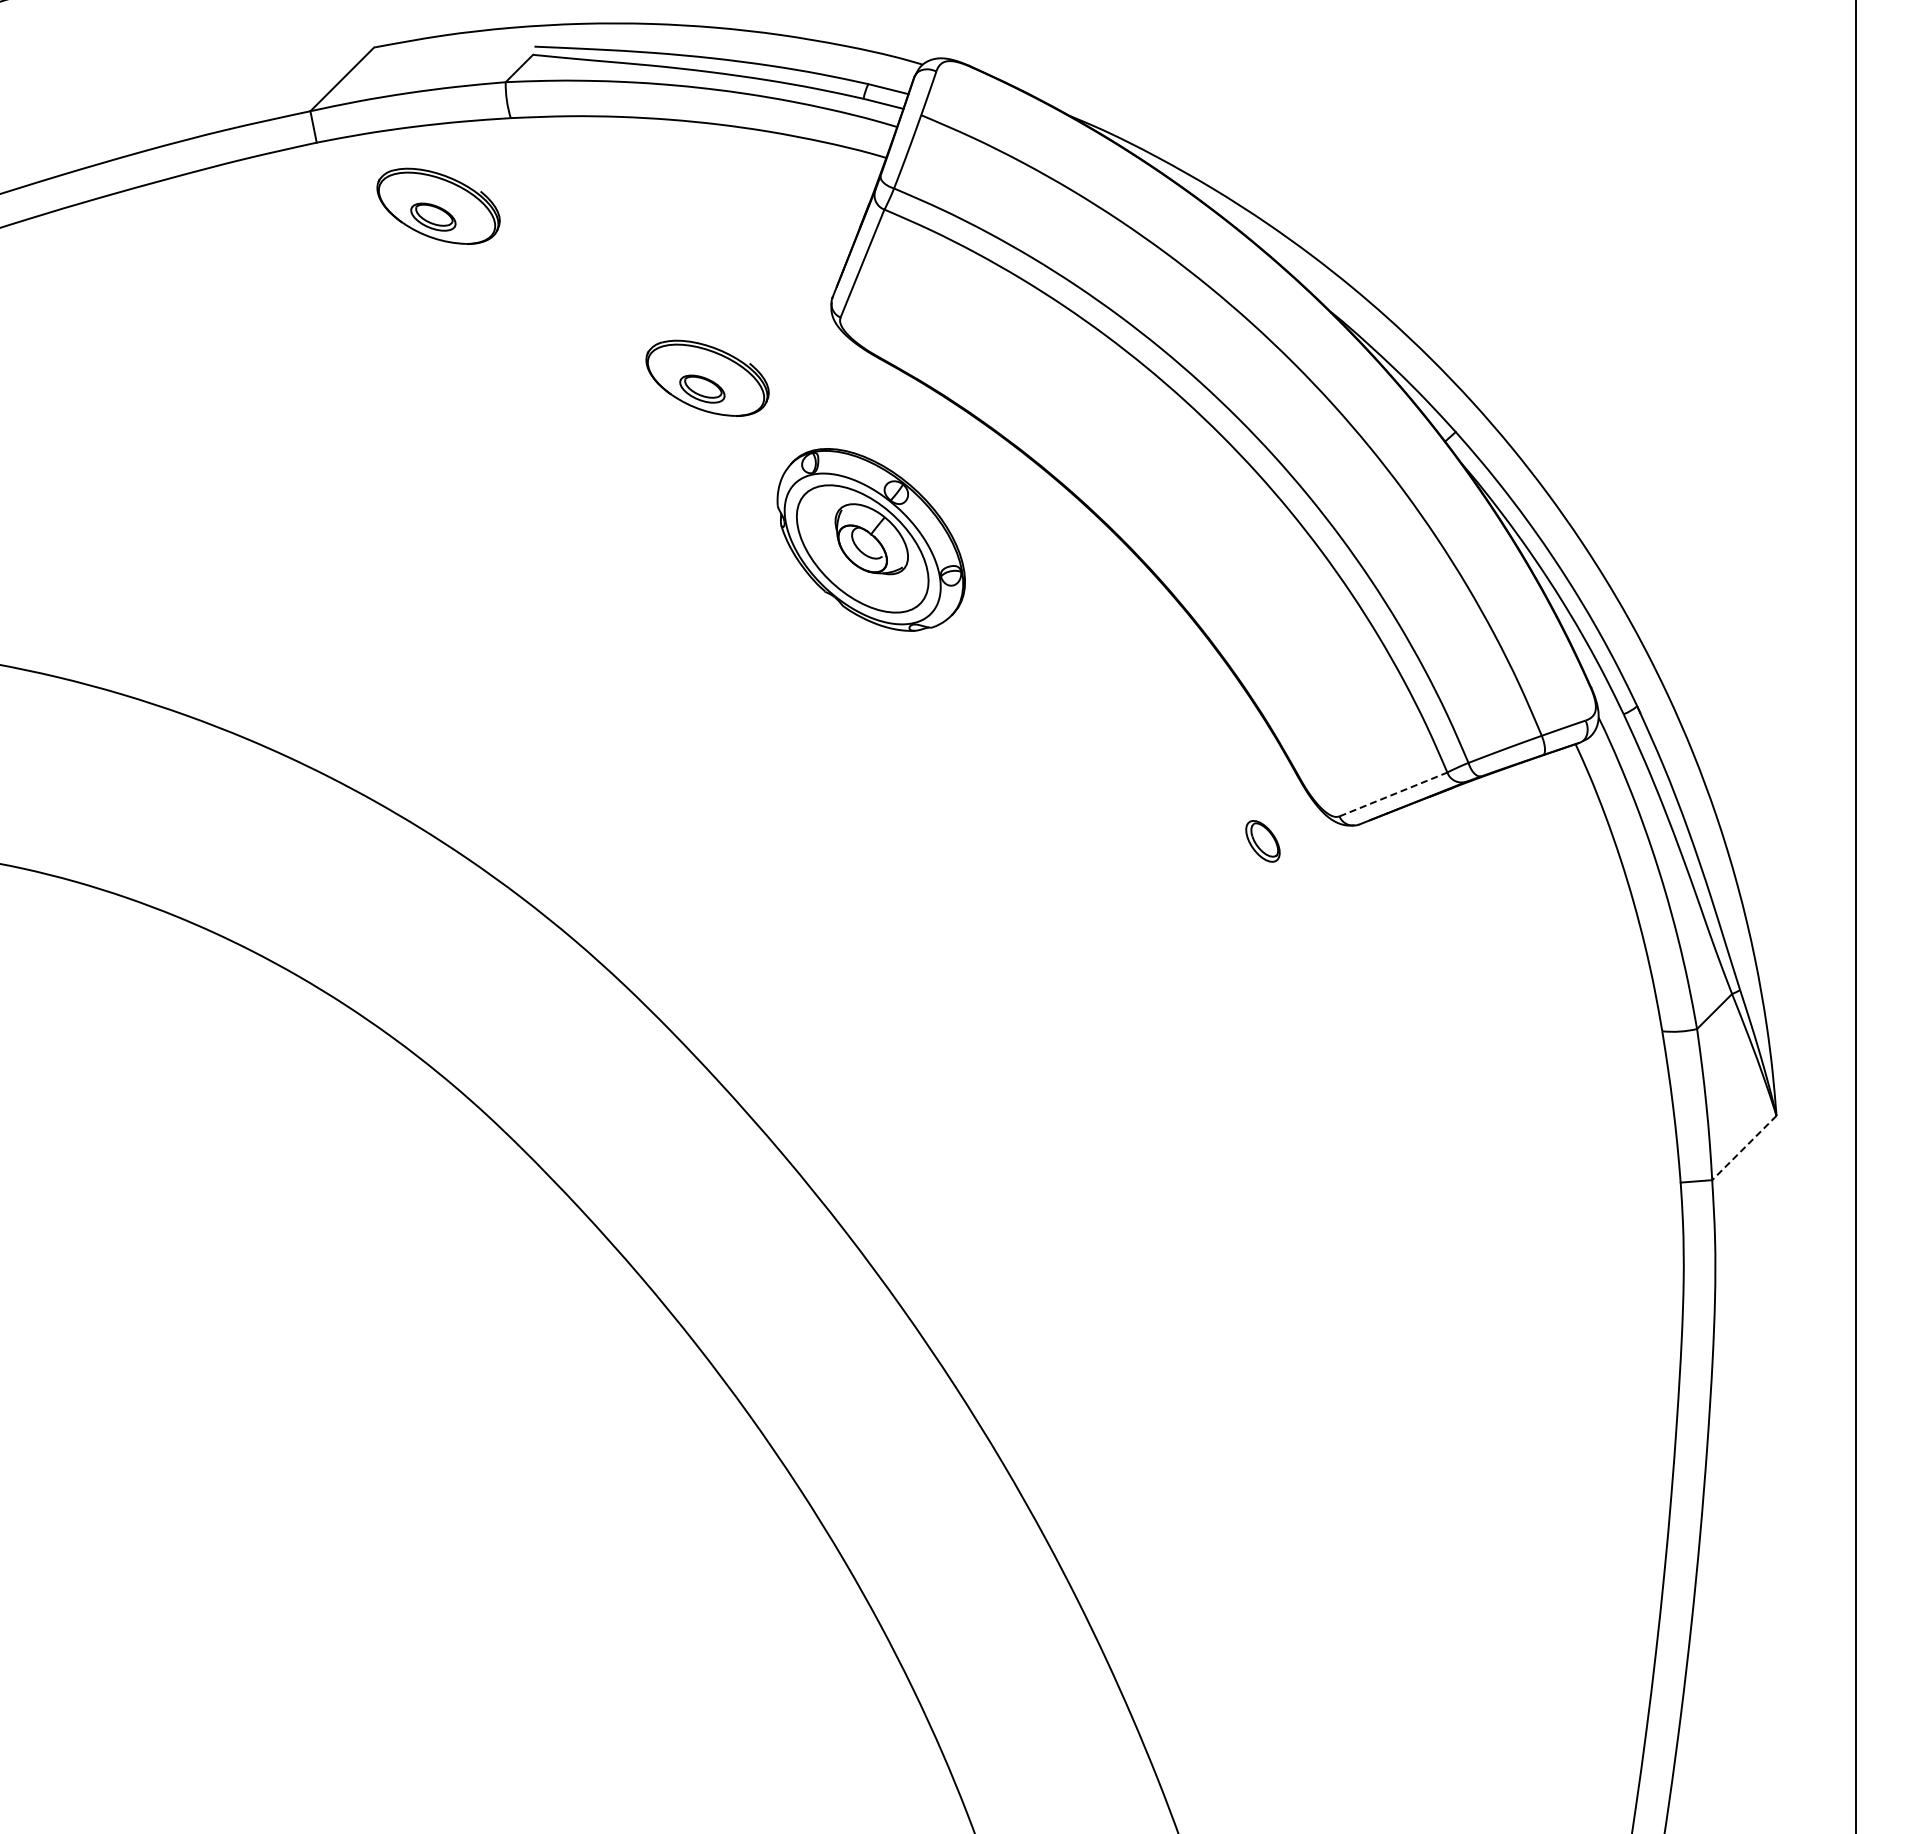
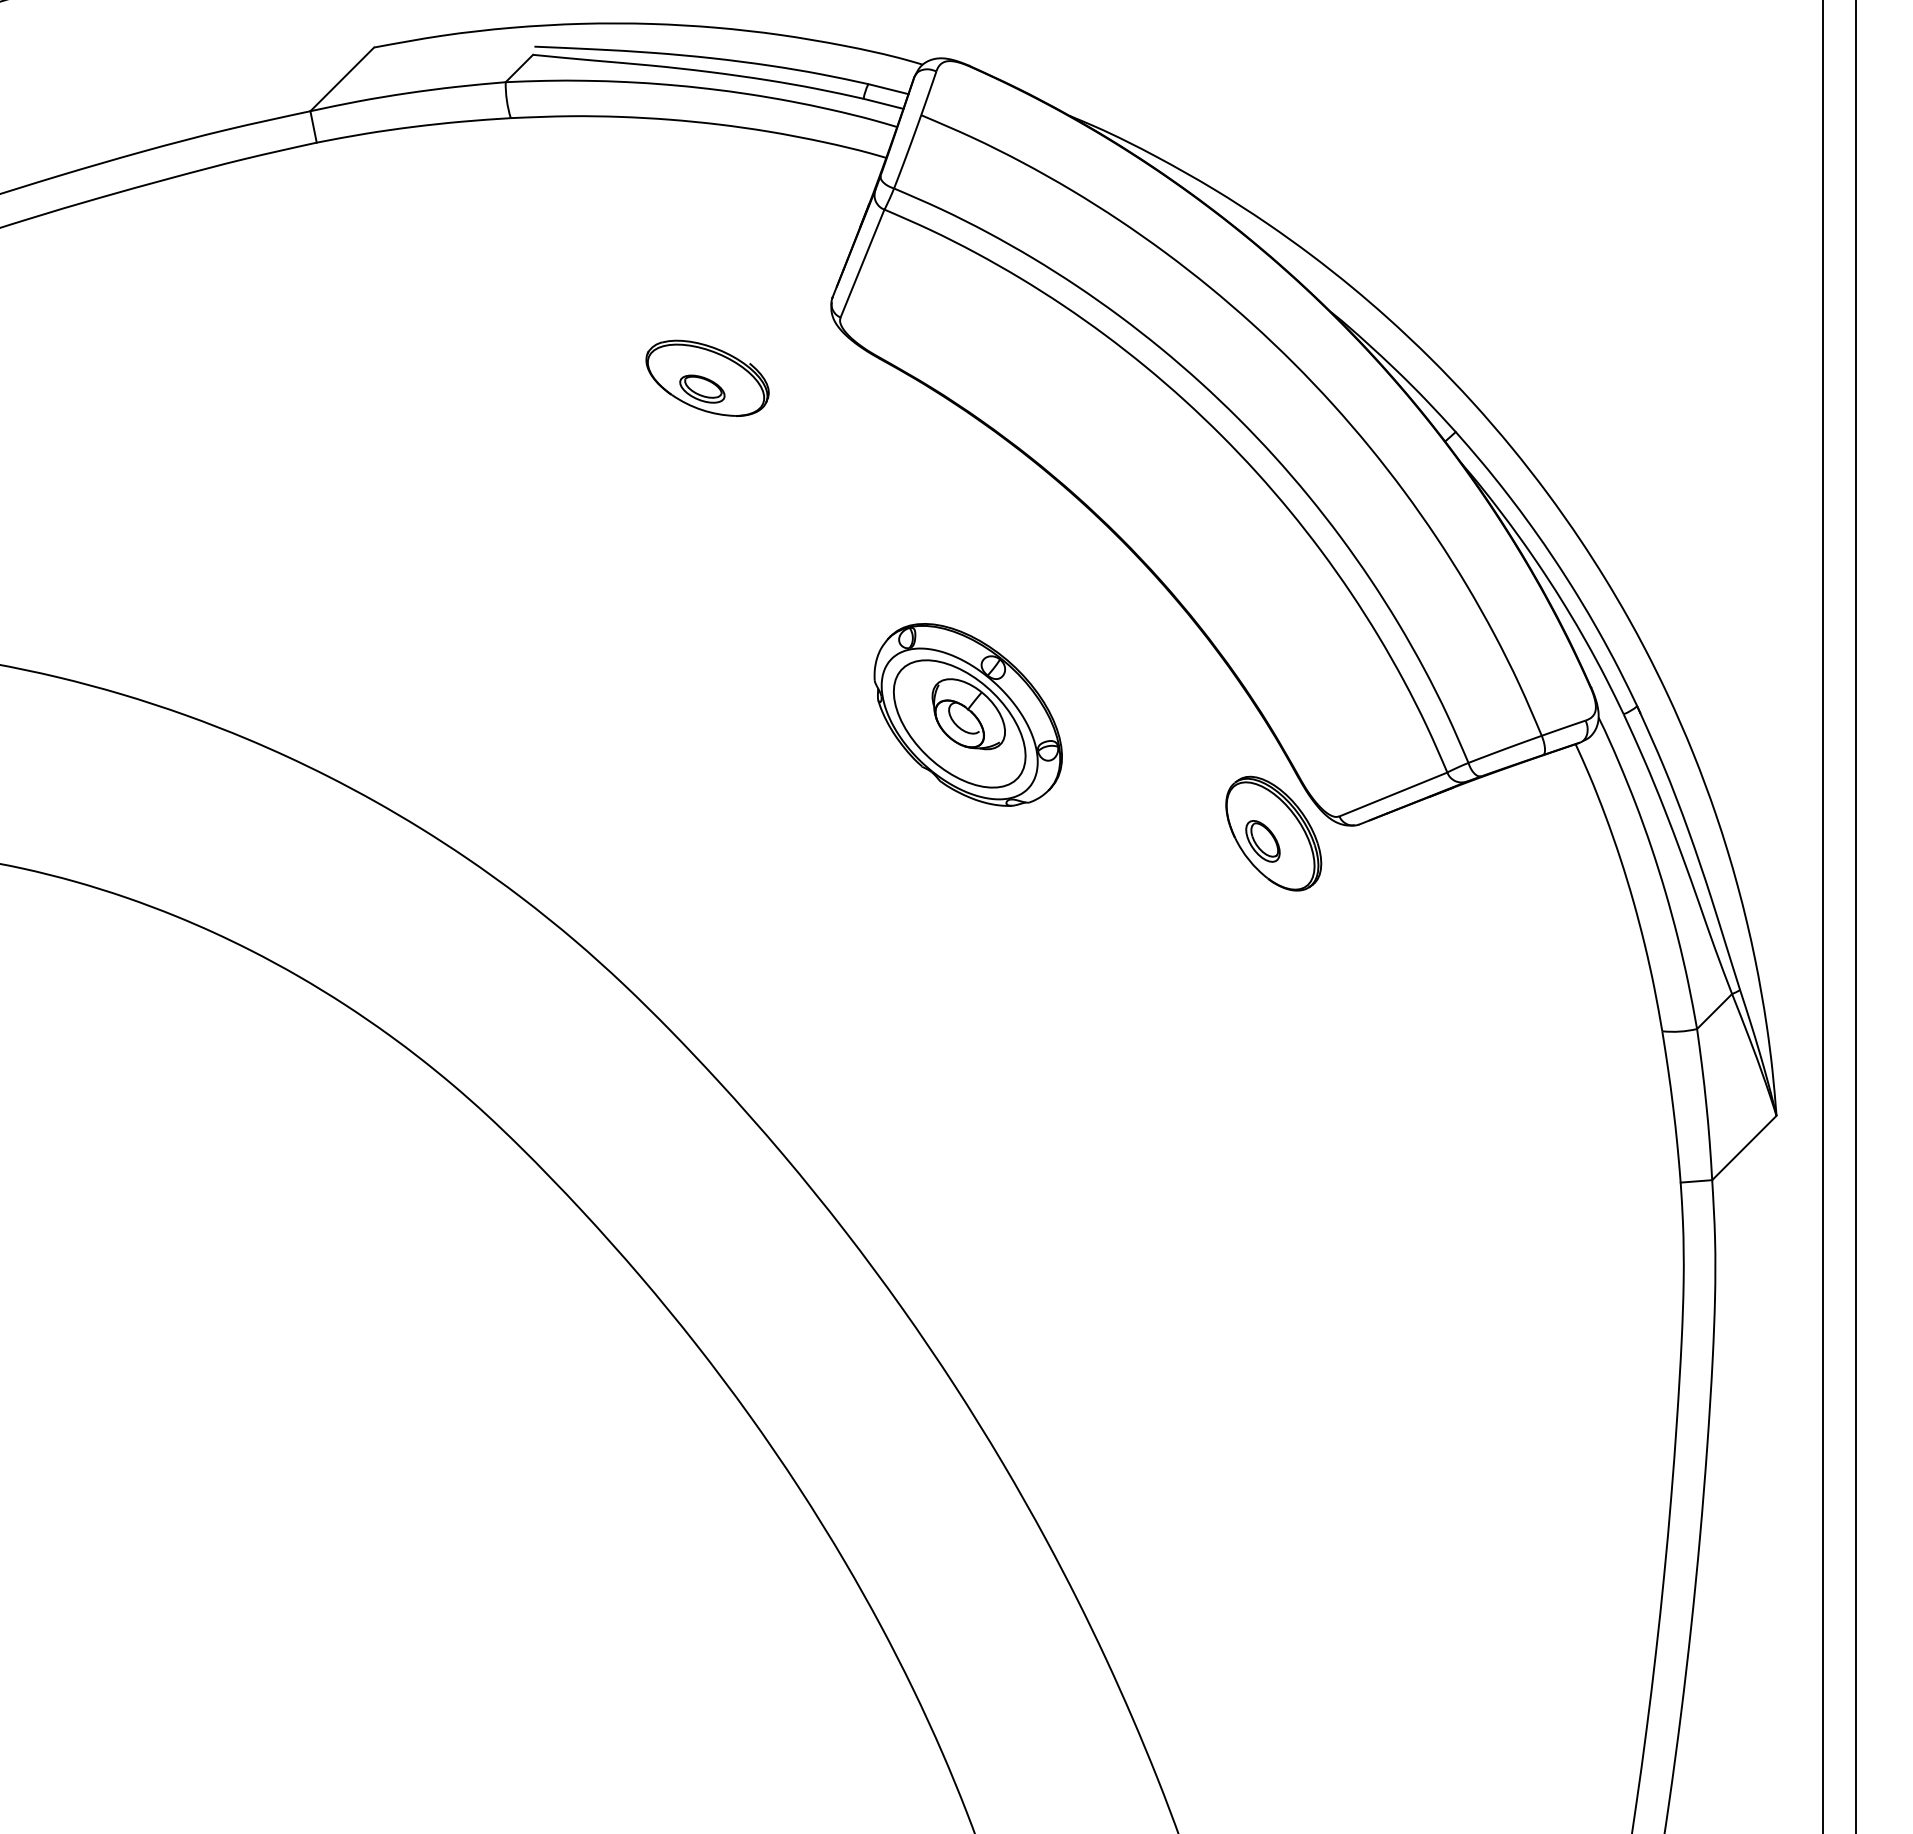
part: present -> none (438, 205)
part position: (870, 539) -> (967, 714) (967, 714)
line: dashed -> solid (1393, 794)
part: none -> present (1273, 833)
line: none -> present (1823, 916)
line: dashed -> solid (1744, 1148)
